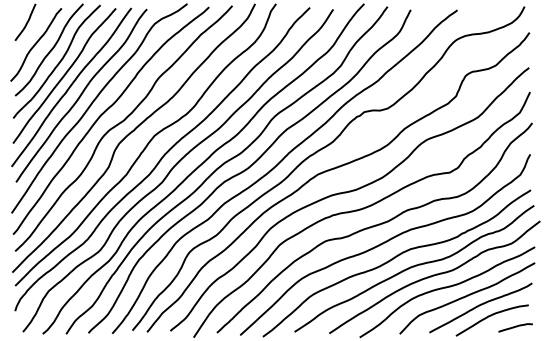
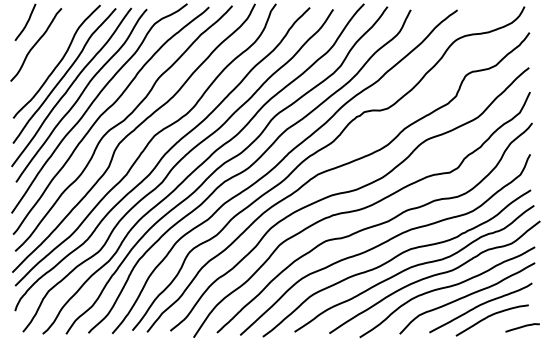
curve: present -> none (49, 50)
curve position: (515, 327) -> (522, 327) (522, 327)
